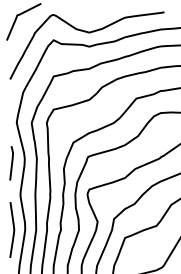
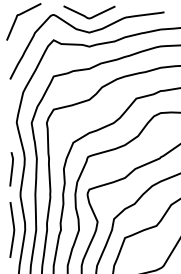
curve: none -> present (87, 16)
line position: (11, 163) -> (11, 169) (11, 169)
